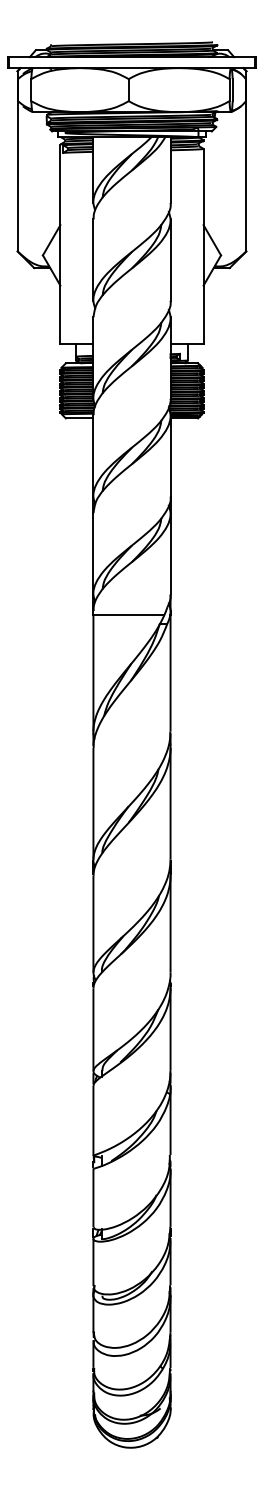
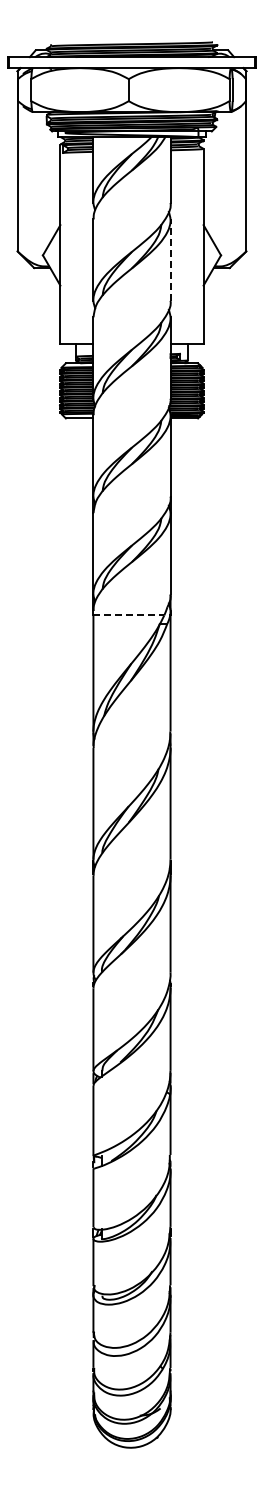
line: solid -> dashed (170, 260)
line: solid -> dashed (129, 615)
